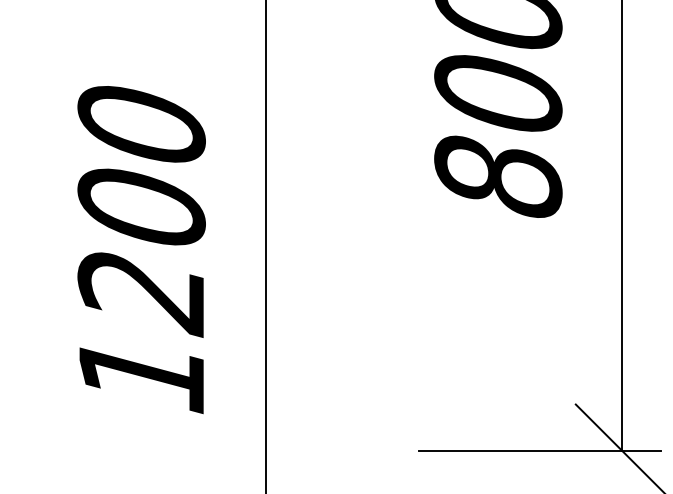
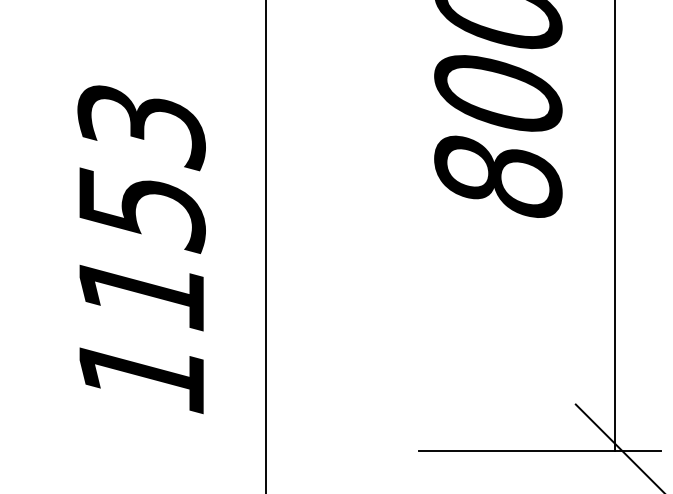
text: 1200 -> 1153 (141, 211)
line position: (622, 226) -> (615, 226) (615, 226)
